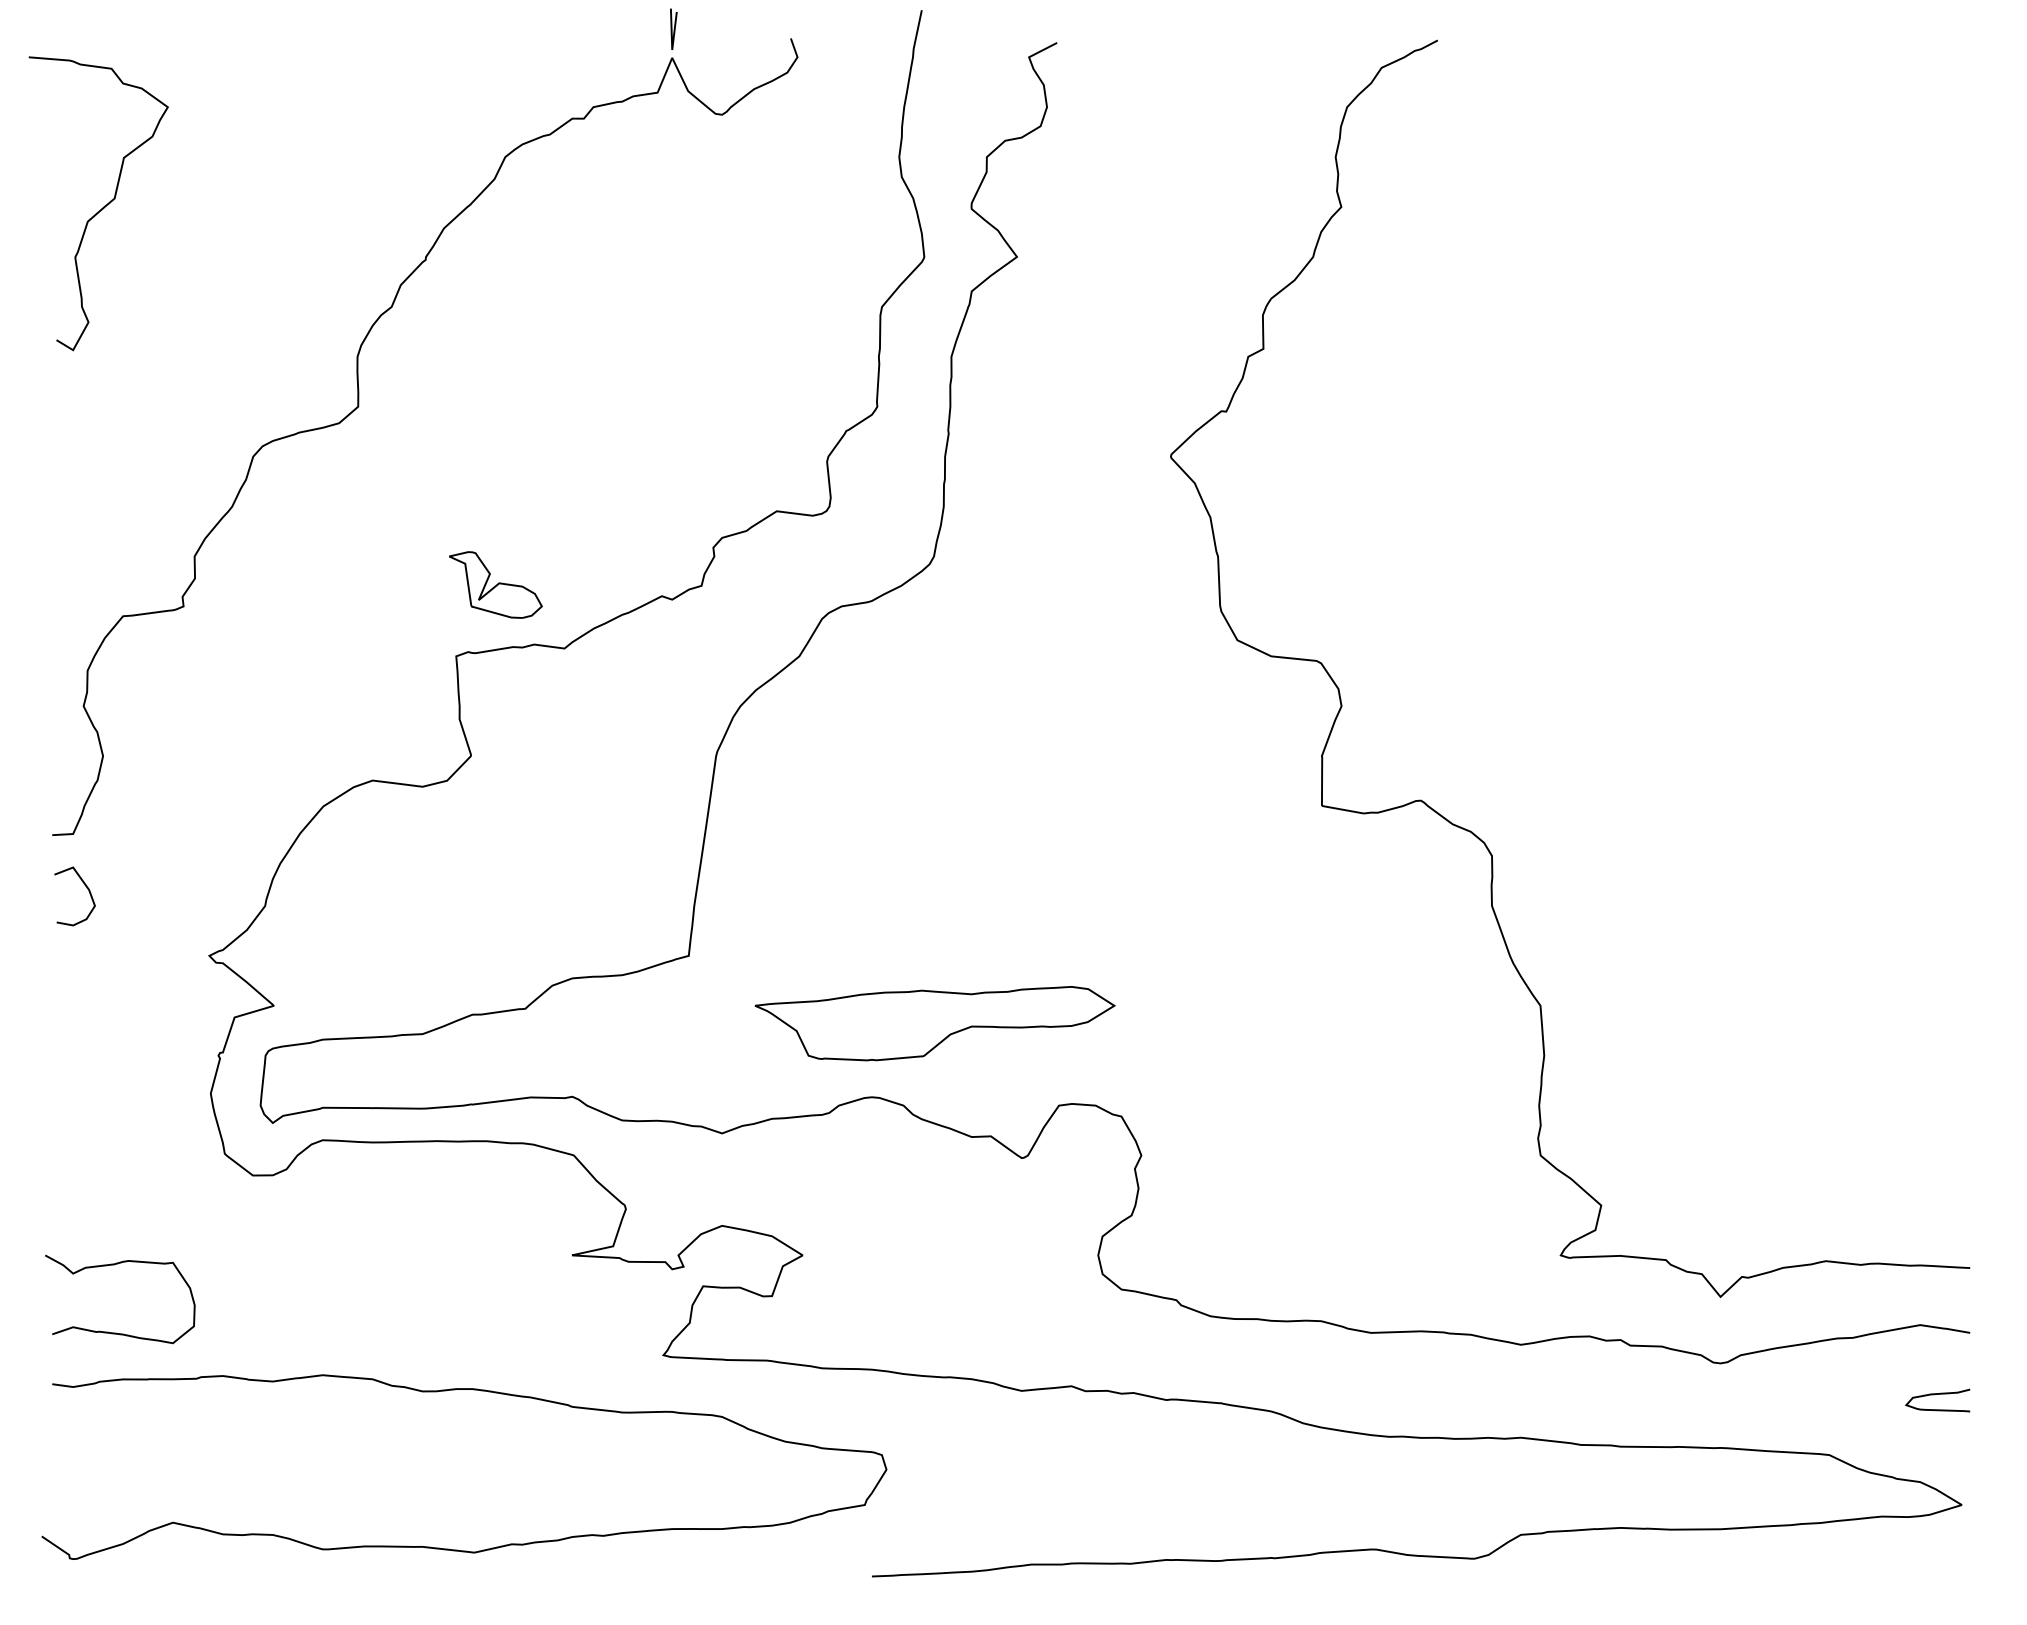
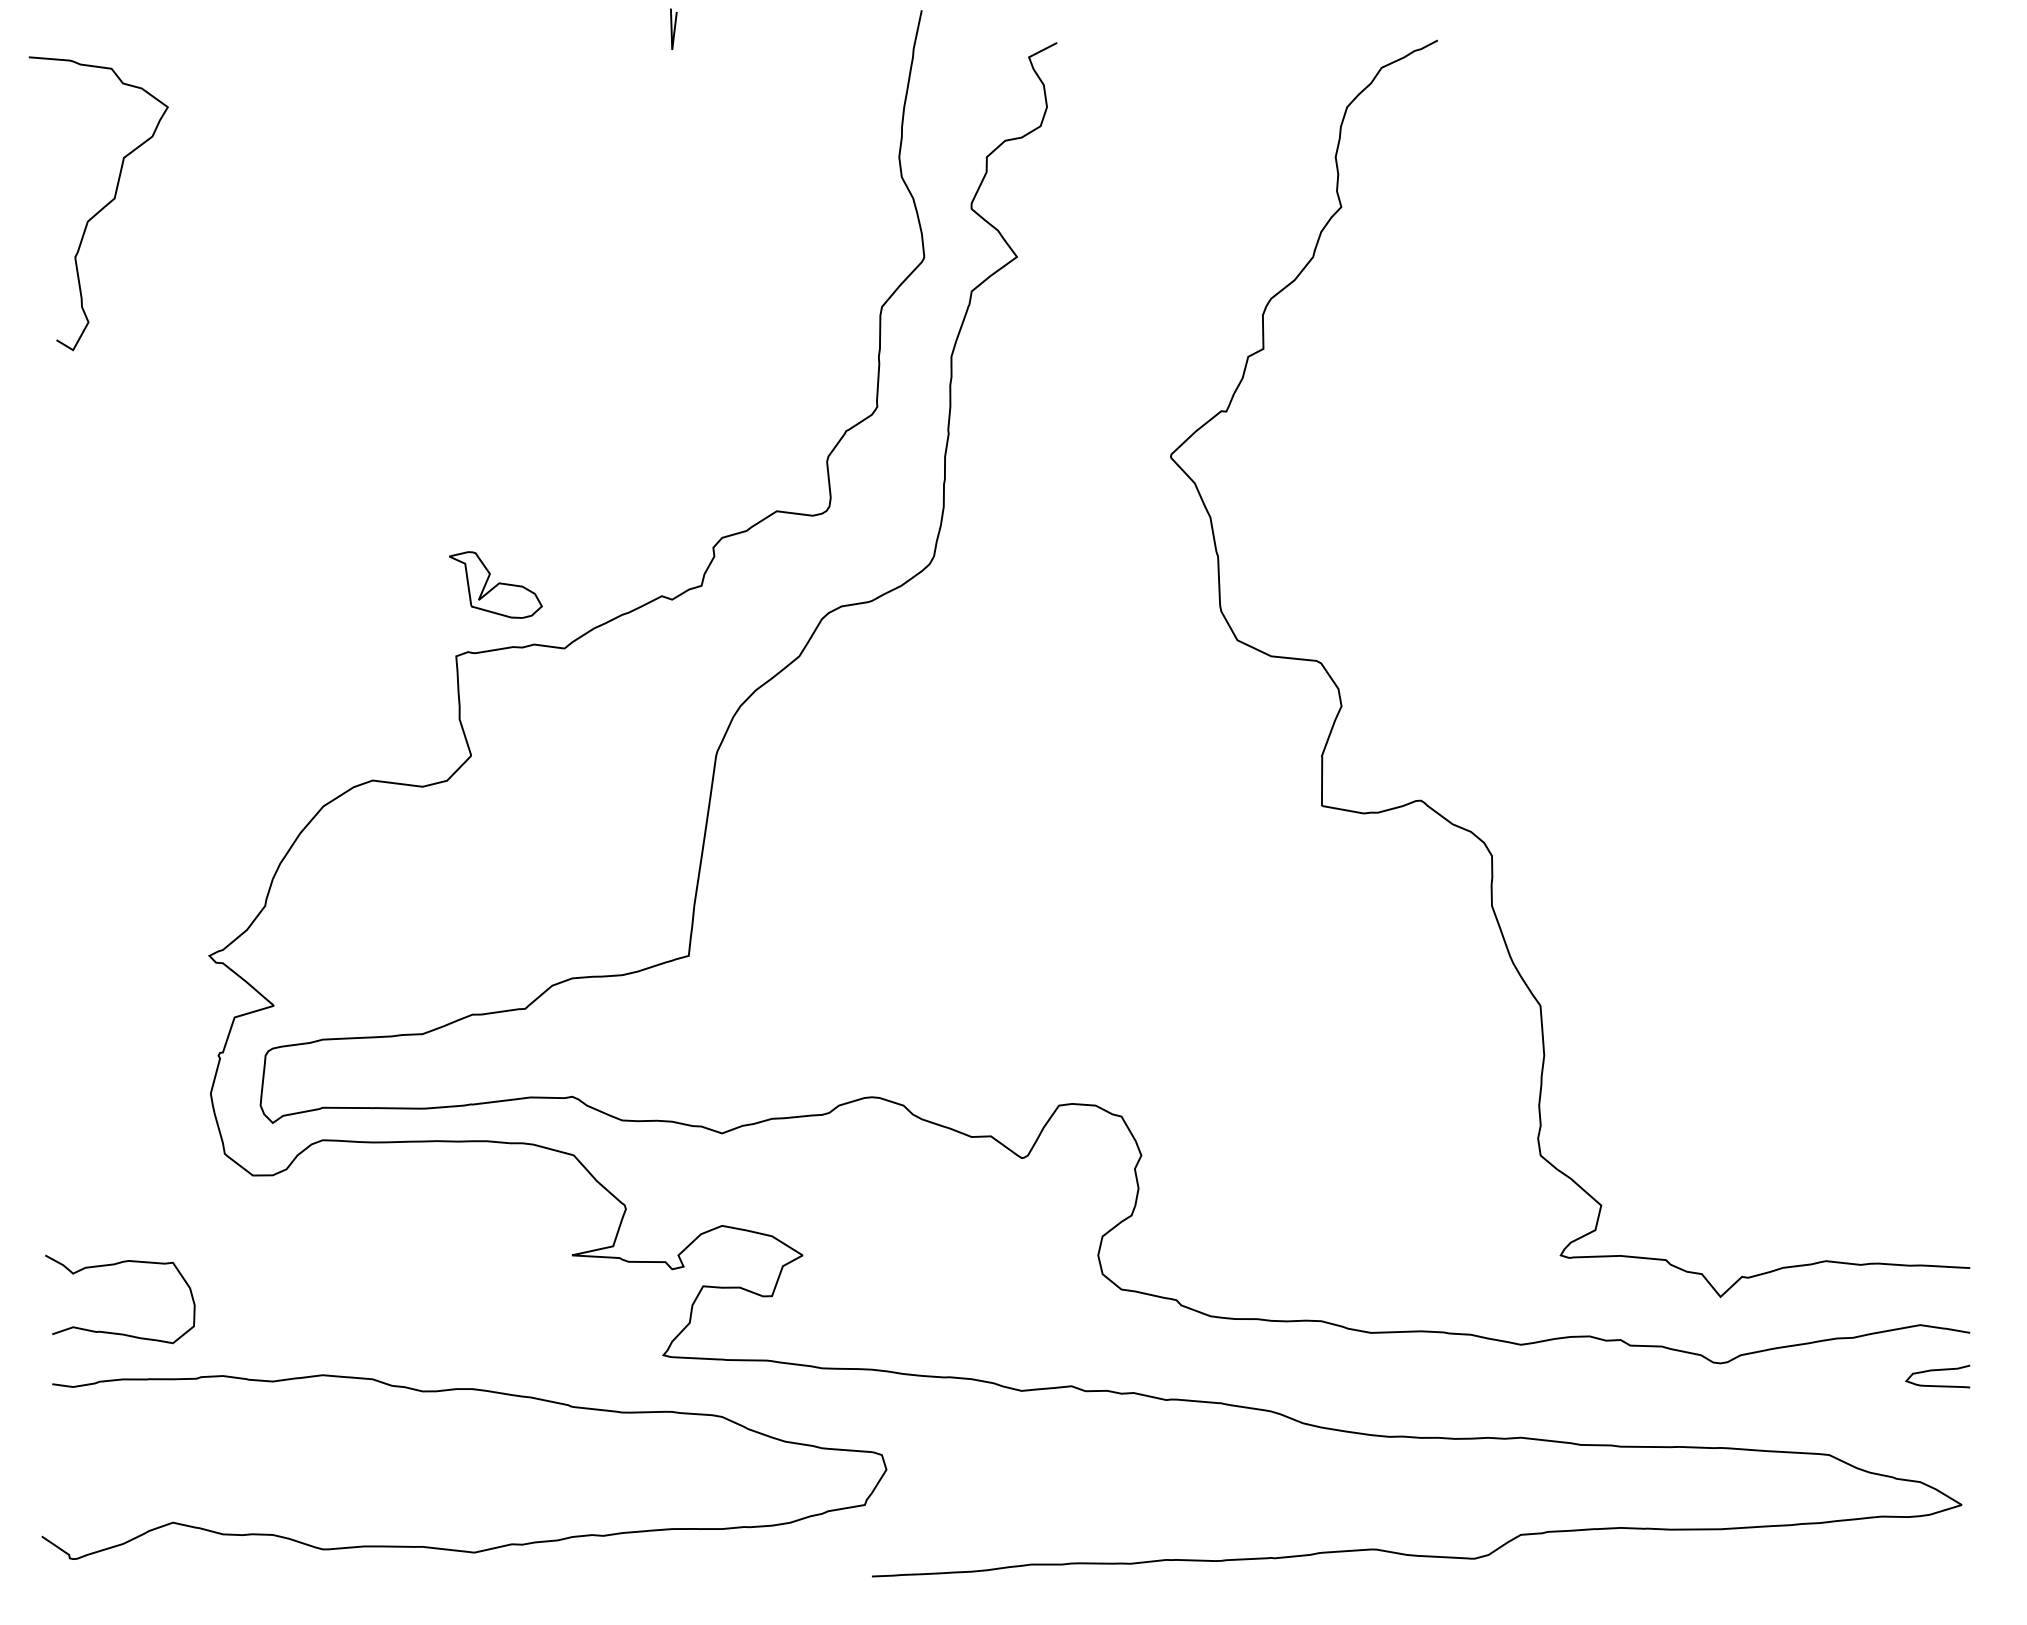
curve: present -> none (359, 406)
curve: present -> none (86, 888)
part: present -> none (934, 1023)
curve position: (1934, 1395) -> (1934, 1371) (1934, 1371)
